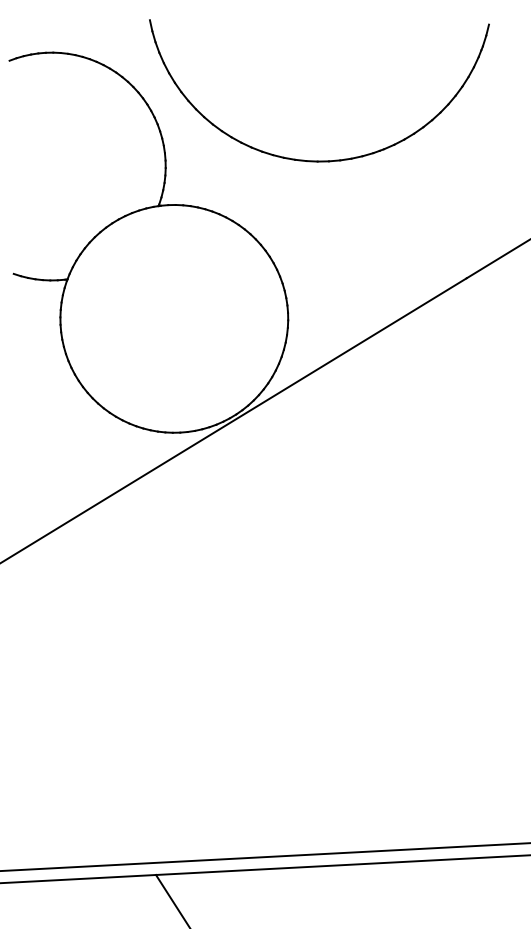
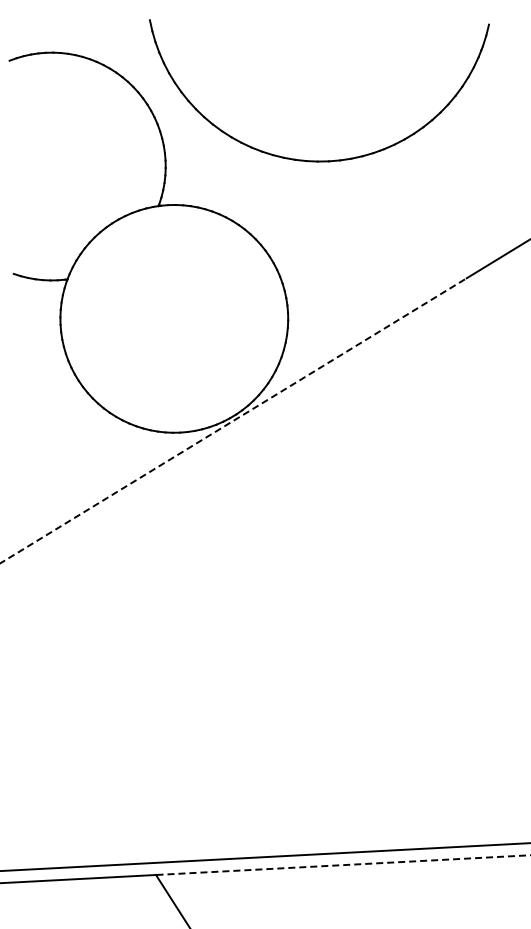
line: solid -> dashed (234, 420)
line: solid -> dashed (342, 865)
